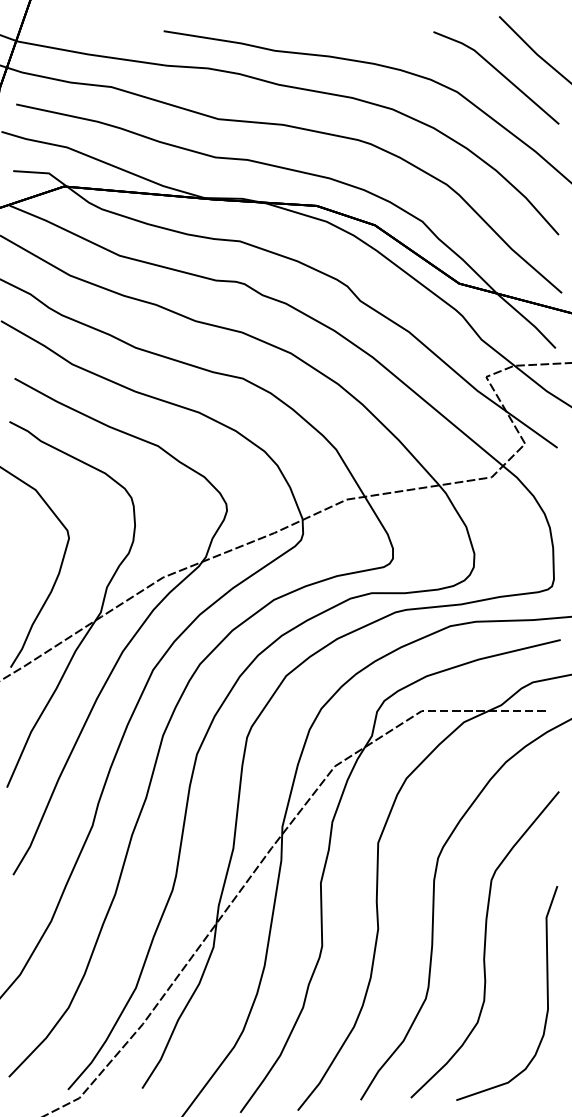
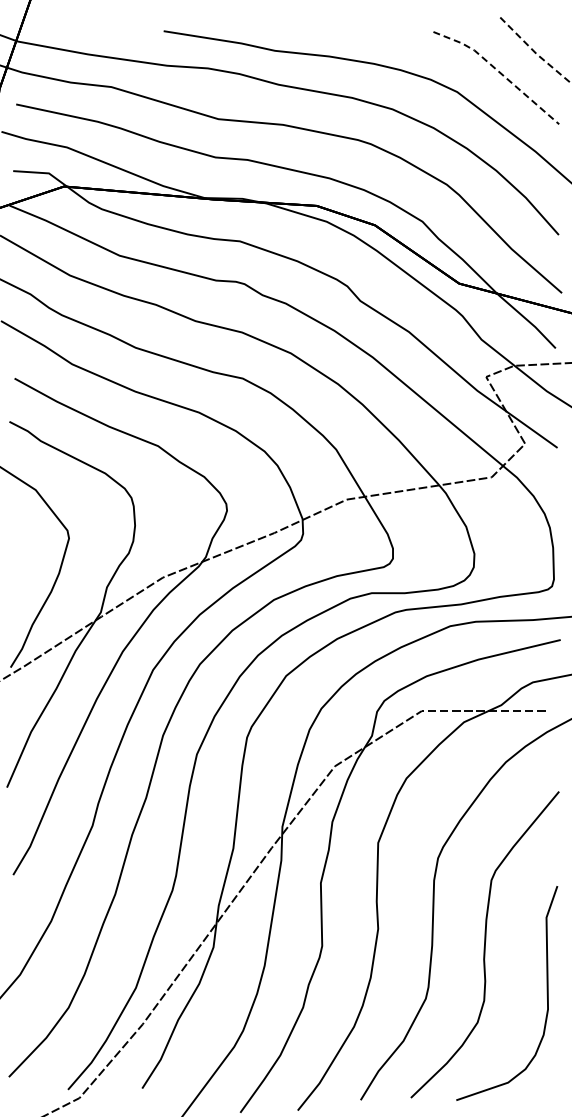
line: solid -> dashed (534, 51)
line: solid -> dashed (499, 71)
